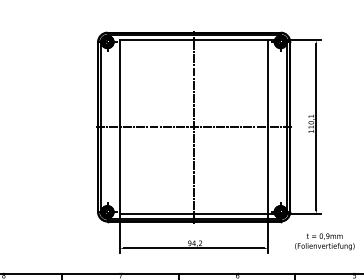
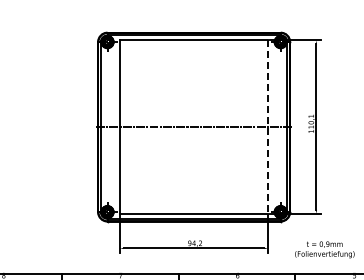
line: present -> none (194, 126)
line: solid -> dashed (268, 127)
text position: (324, 241) -> (324, 249) (324, 249)
